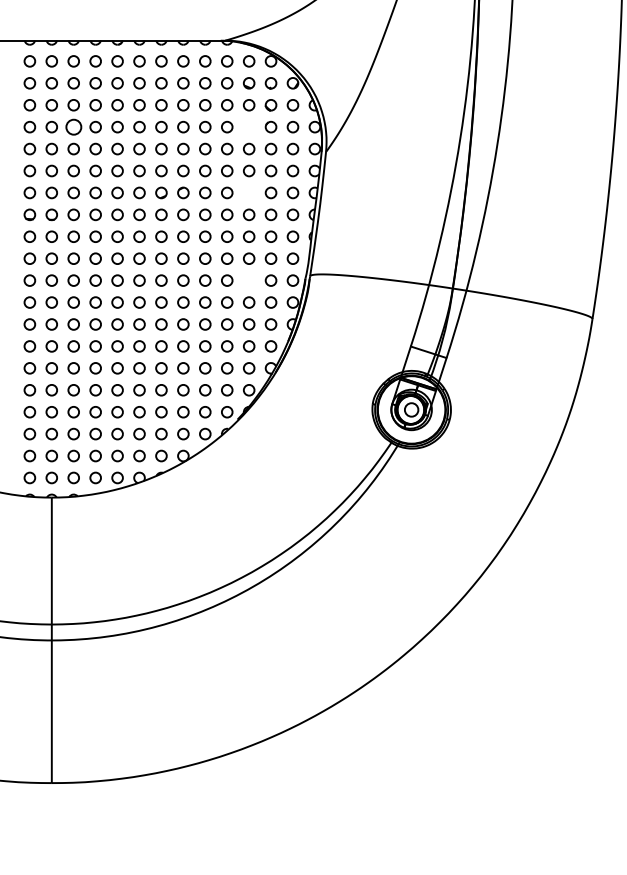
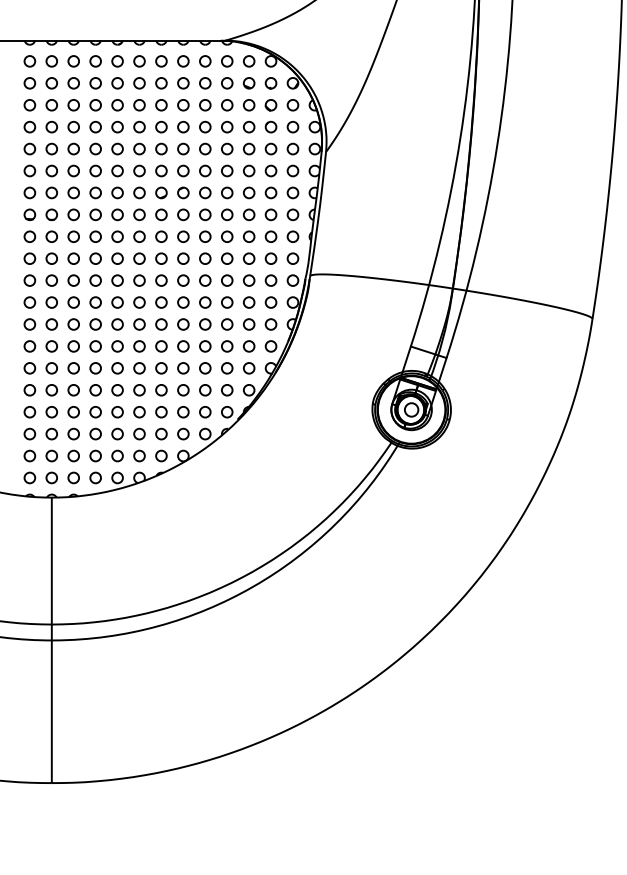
circle size: 18x18 px -> 13x14 px (73, 126)
circle: none -> present (249, 126)
circle: none -> present (249, 192)
circle: none -> present (249, 280)
